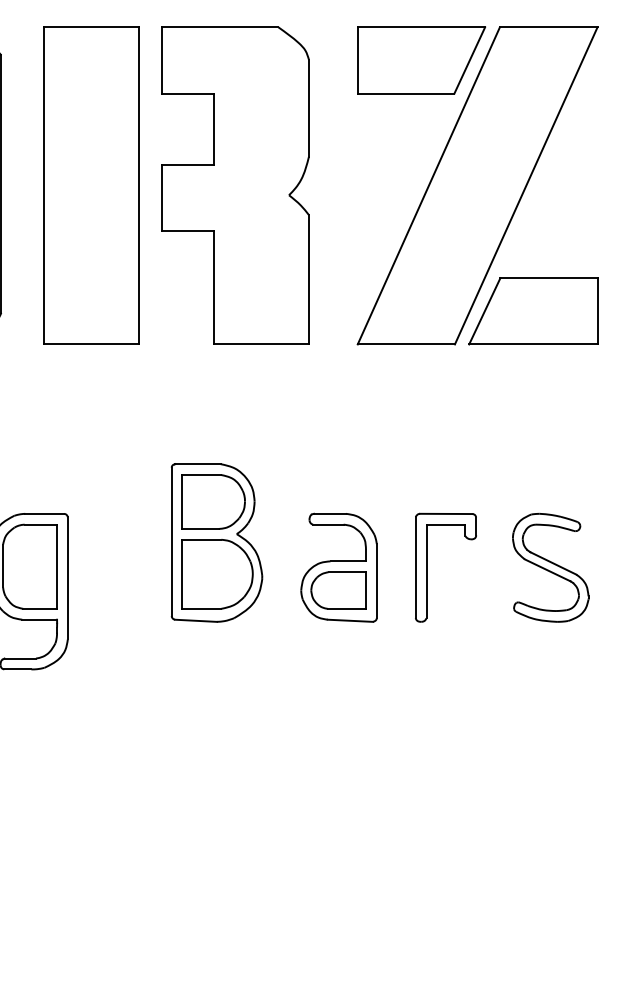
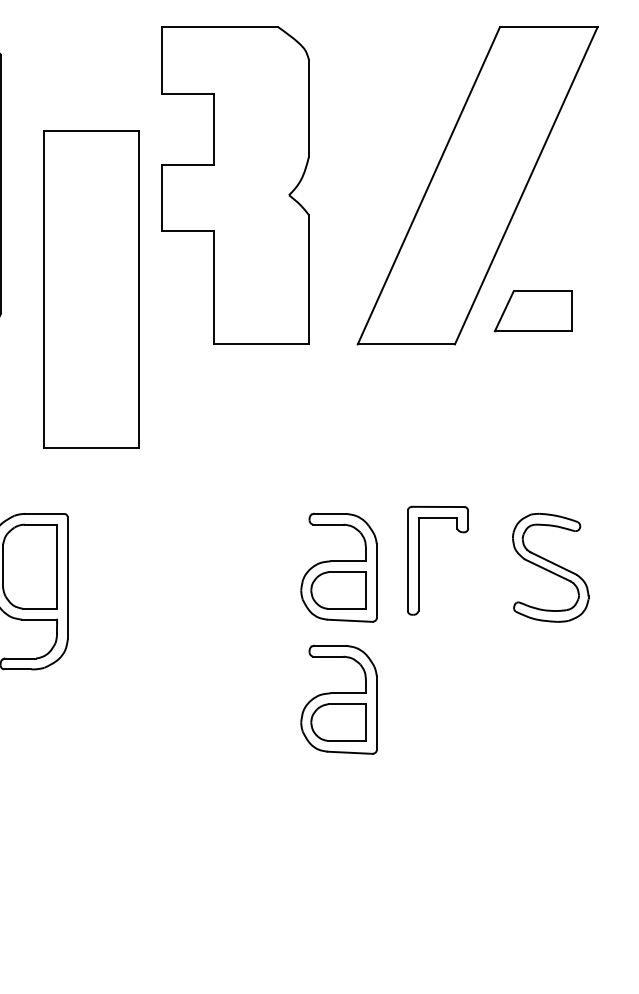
part: present -> none (421, 60)
part position: (91, 185) -> (91, 289) (91, 289)
part size: 131x69 px -> 80x43 px (532, 311)
part: present -> none (216, 542)
part position: (427, 567) -> (419, 560) (419, 560)
part: none -> present (338, 699)
